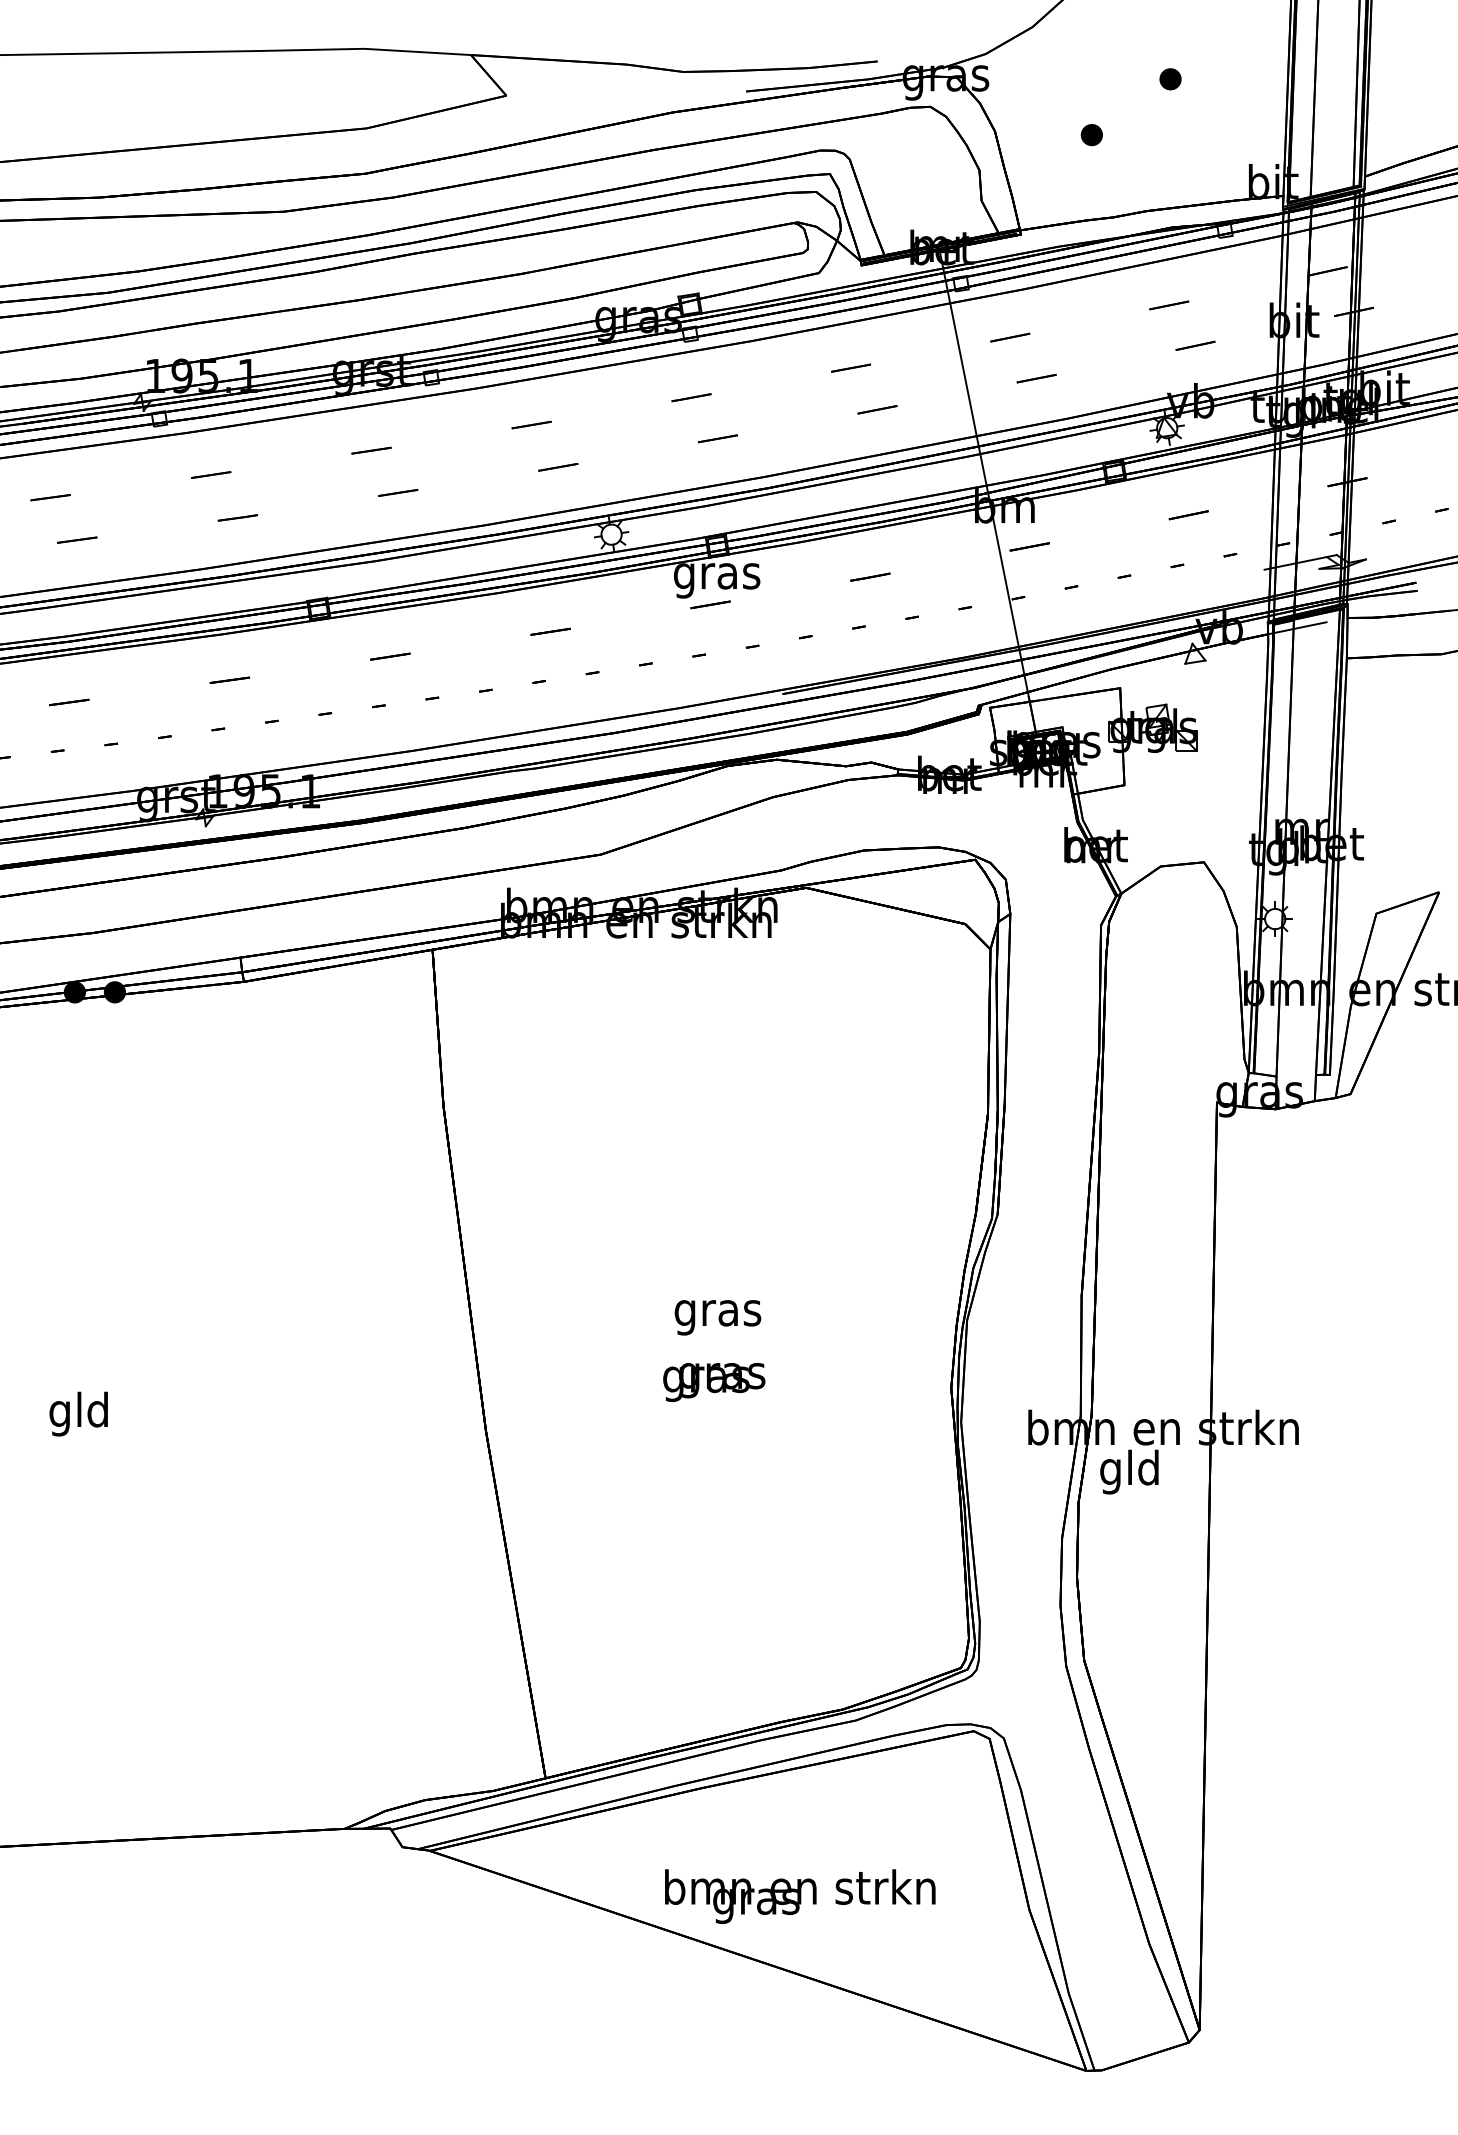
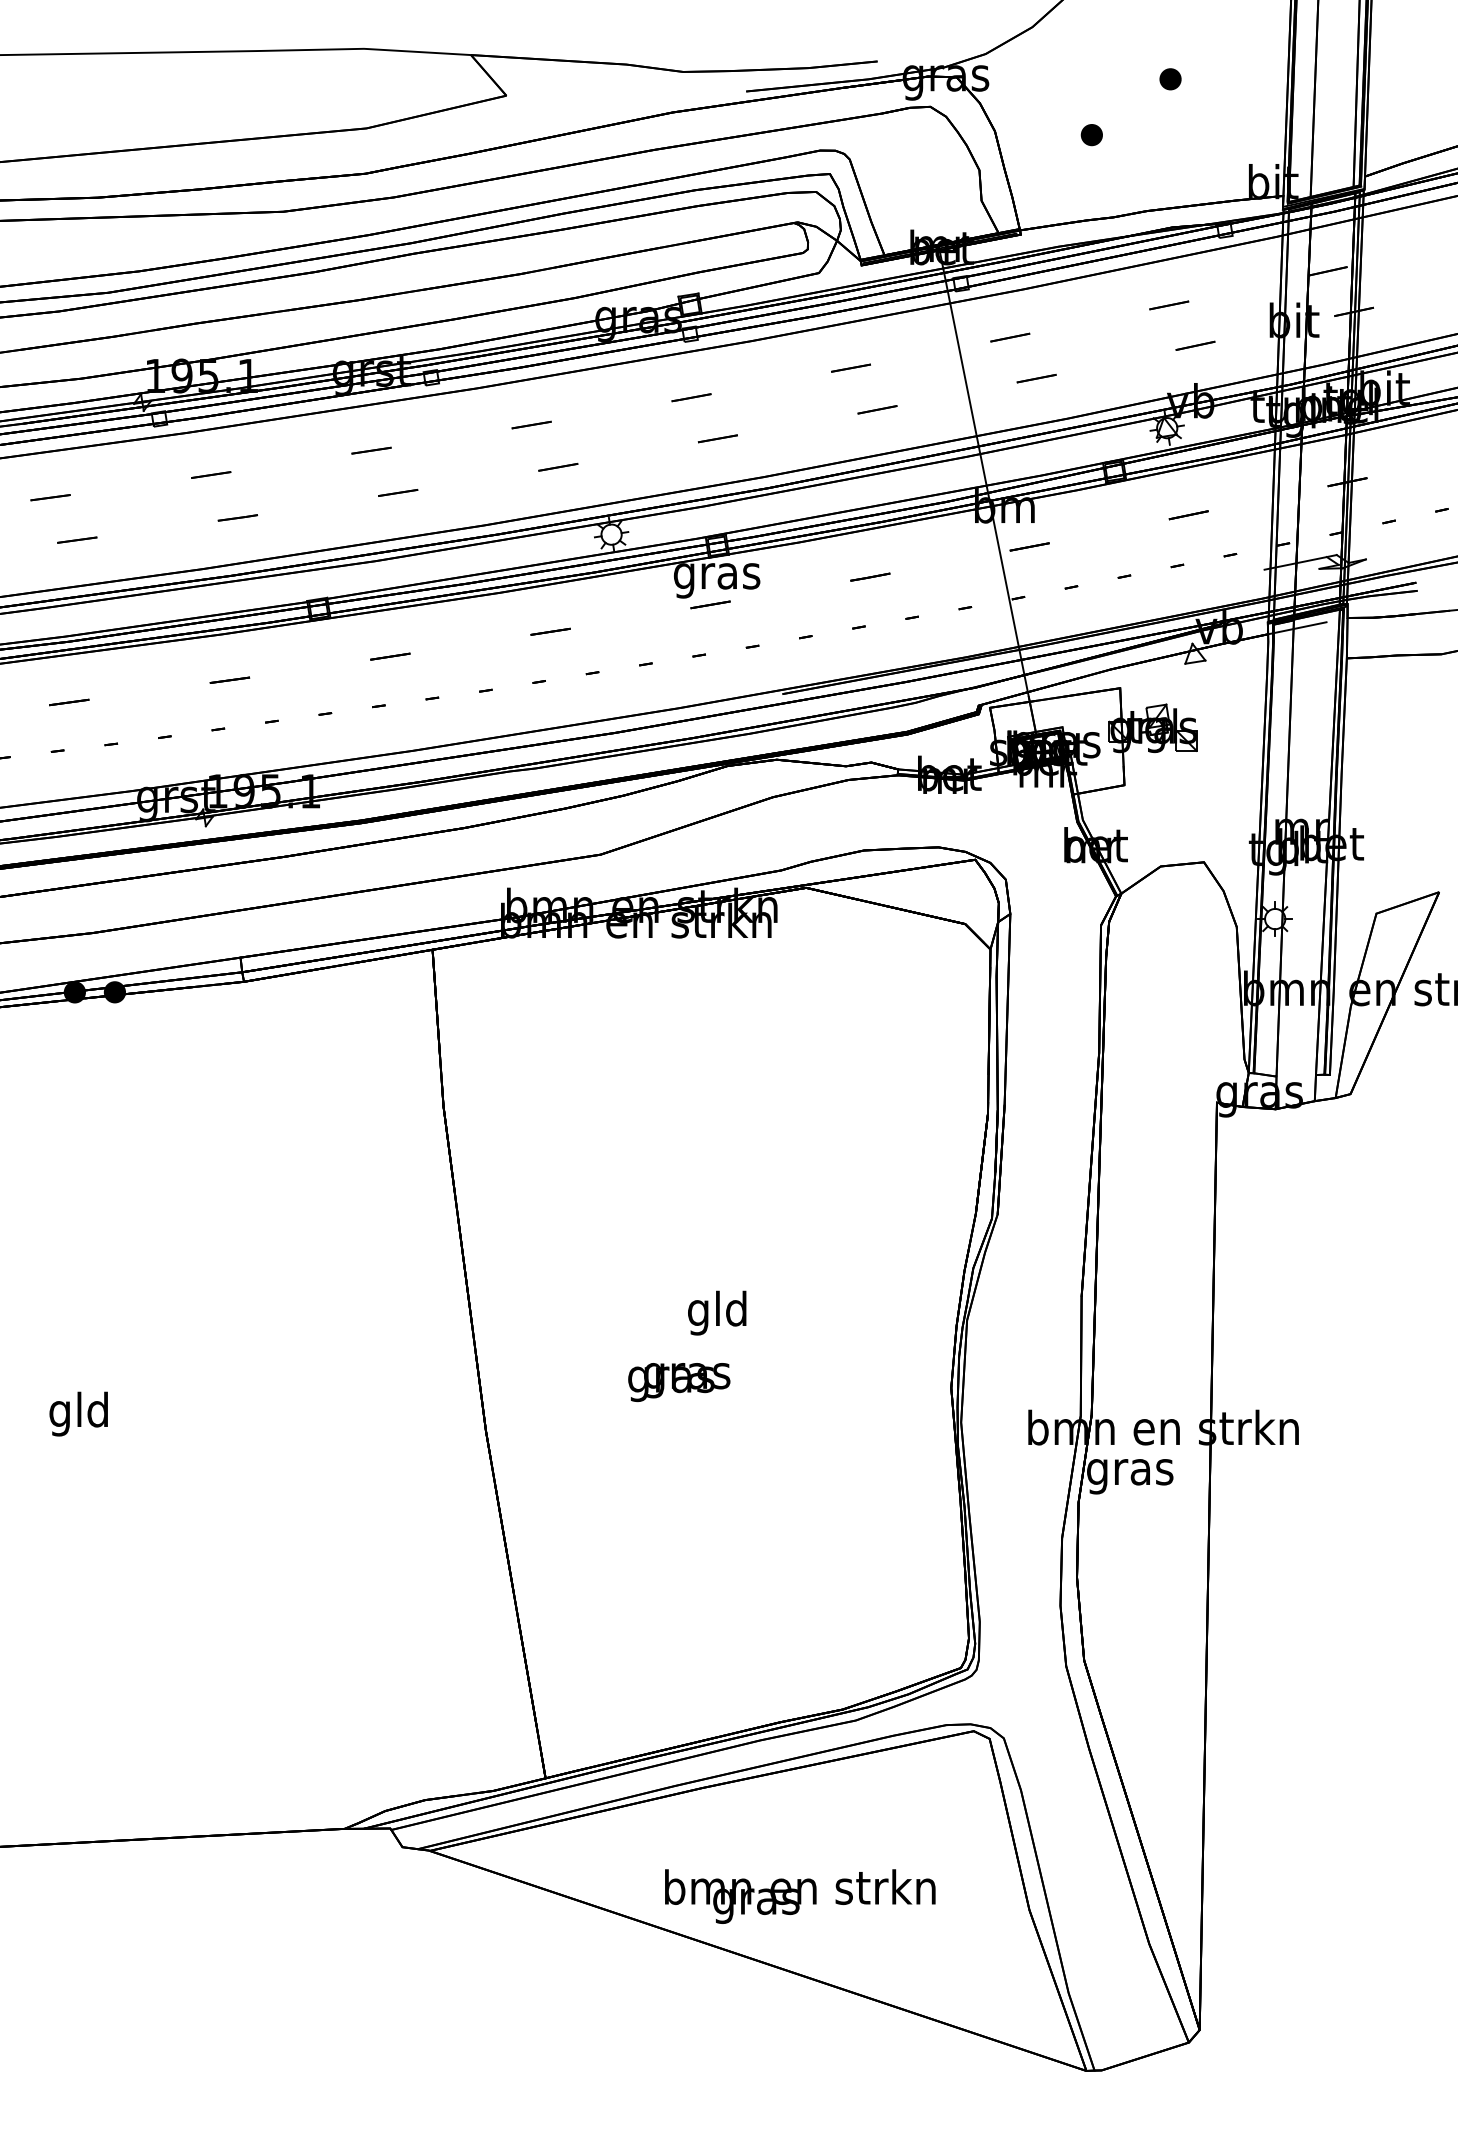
text: gras -> gld (717, 1312)
text position: (714, 1382) -> (679, 1382) (679, 1382)
text: gld -> gras (1130, 1471)
